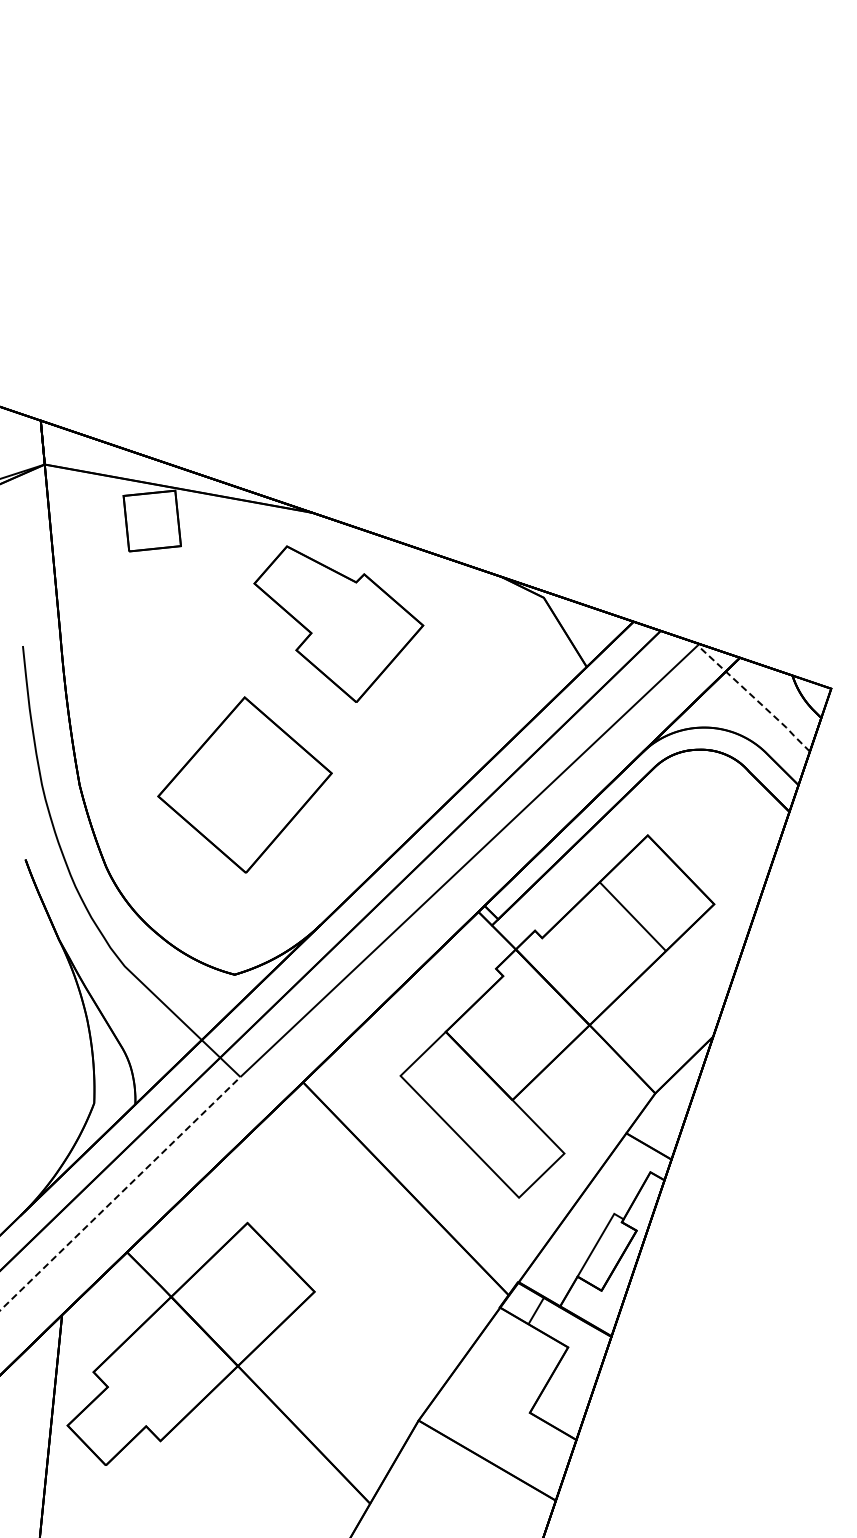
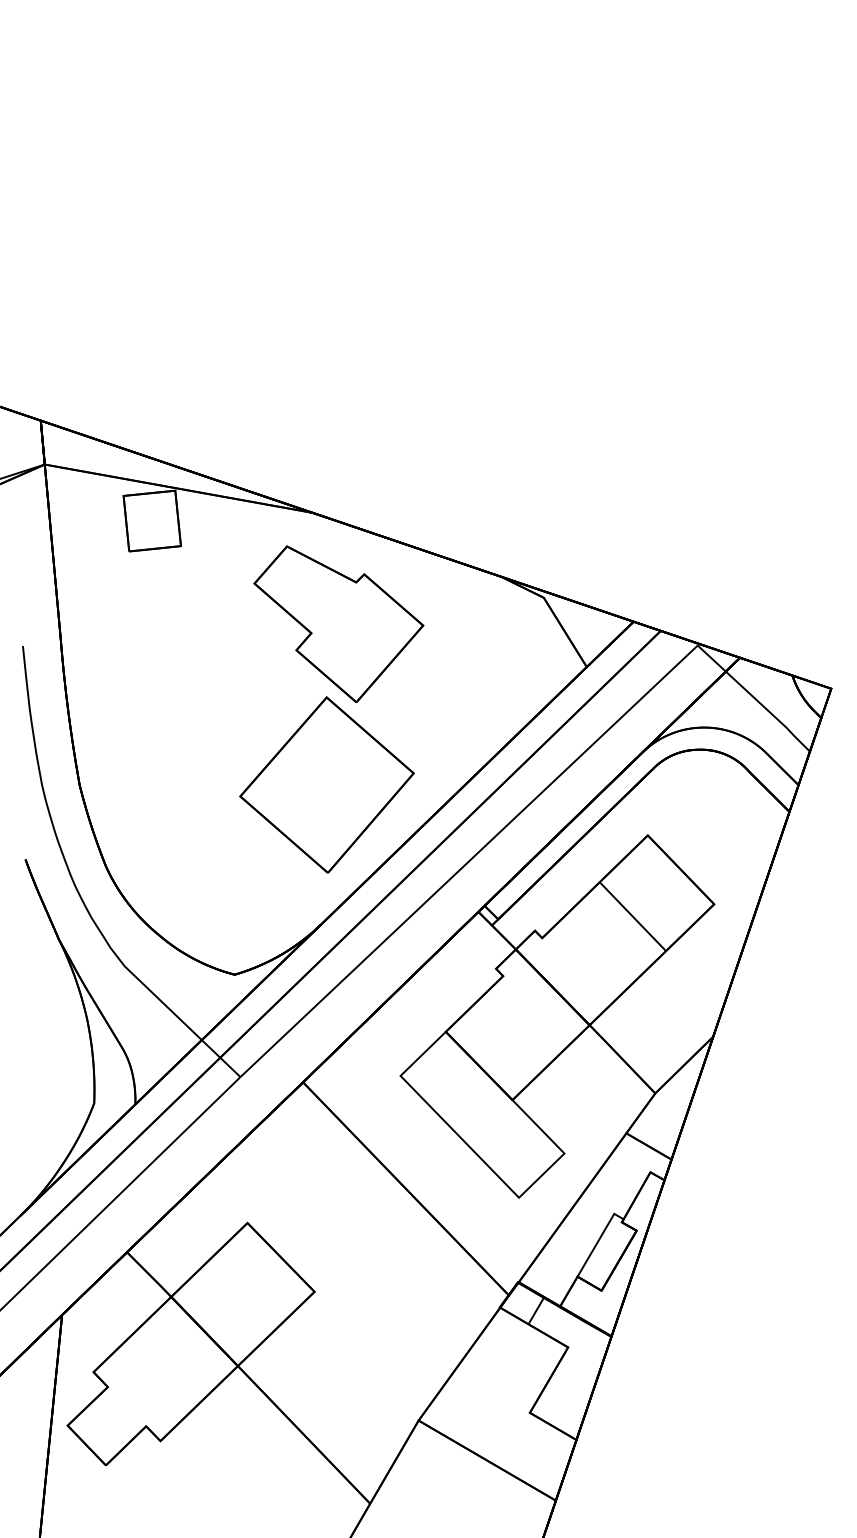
line: dashed -> solid (755, 698)
part position: (244, 784) -> (326, 784) (326, 784)
line: dashed -> solid (120, 1193)
